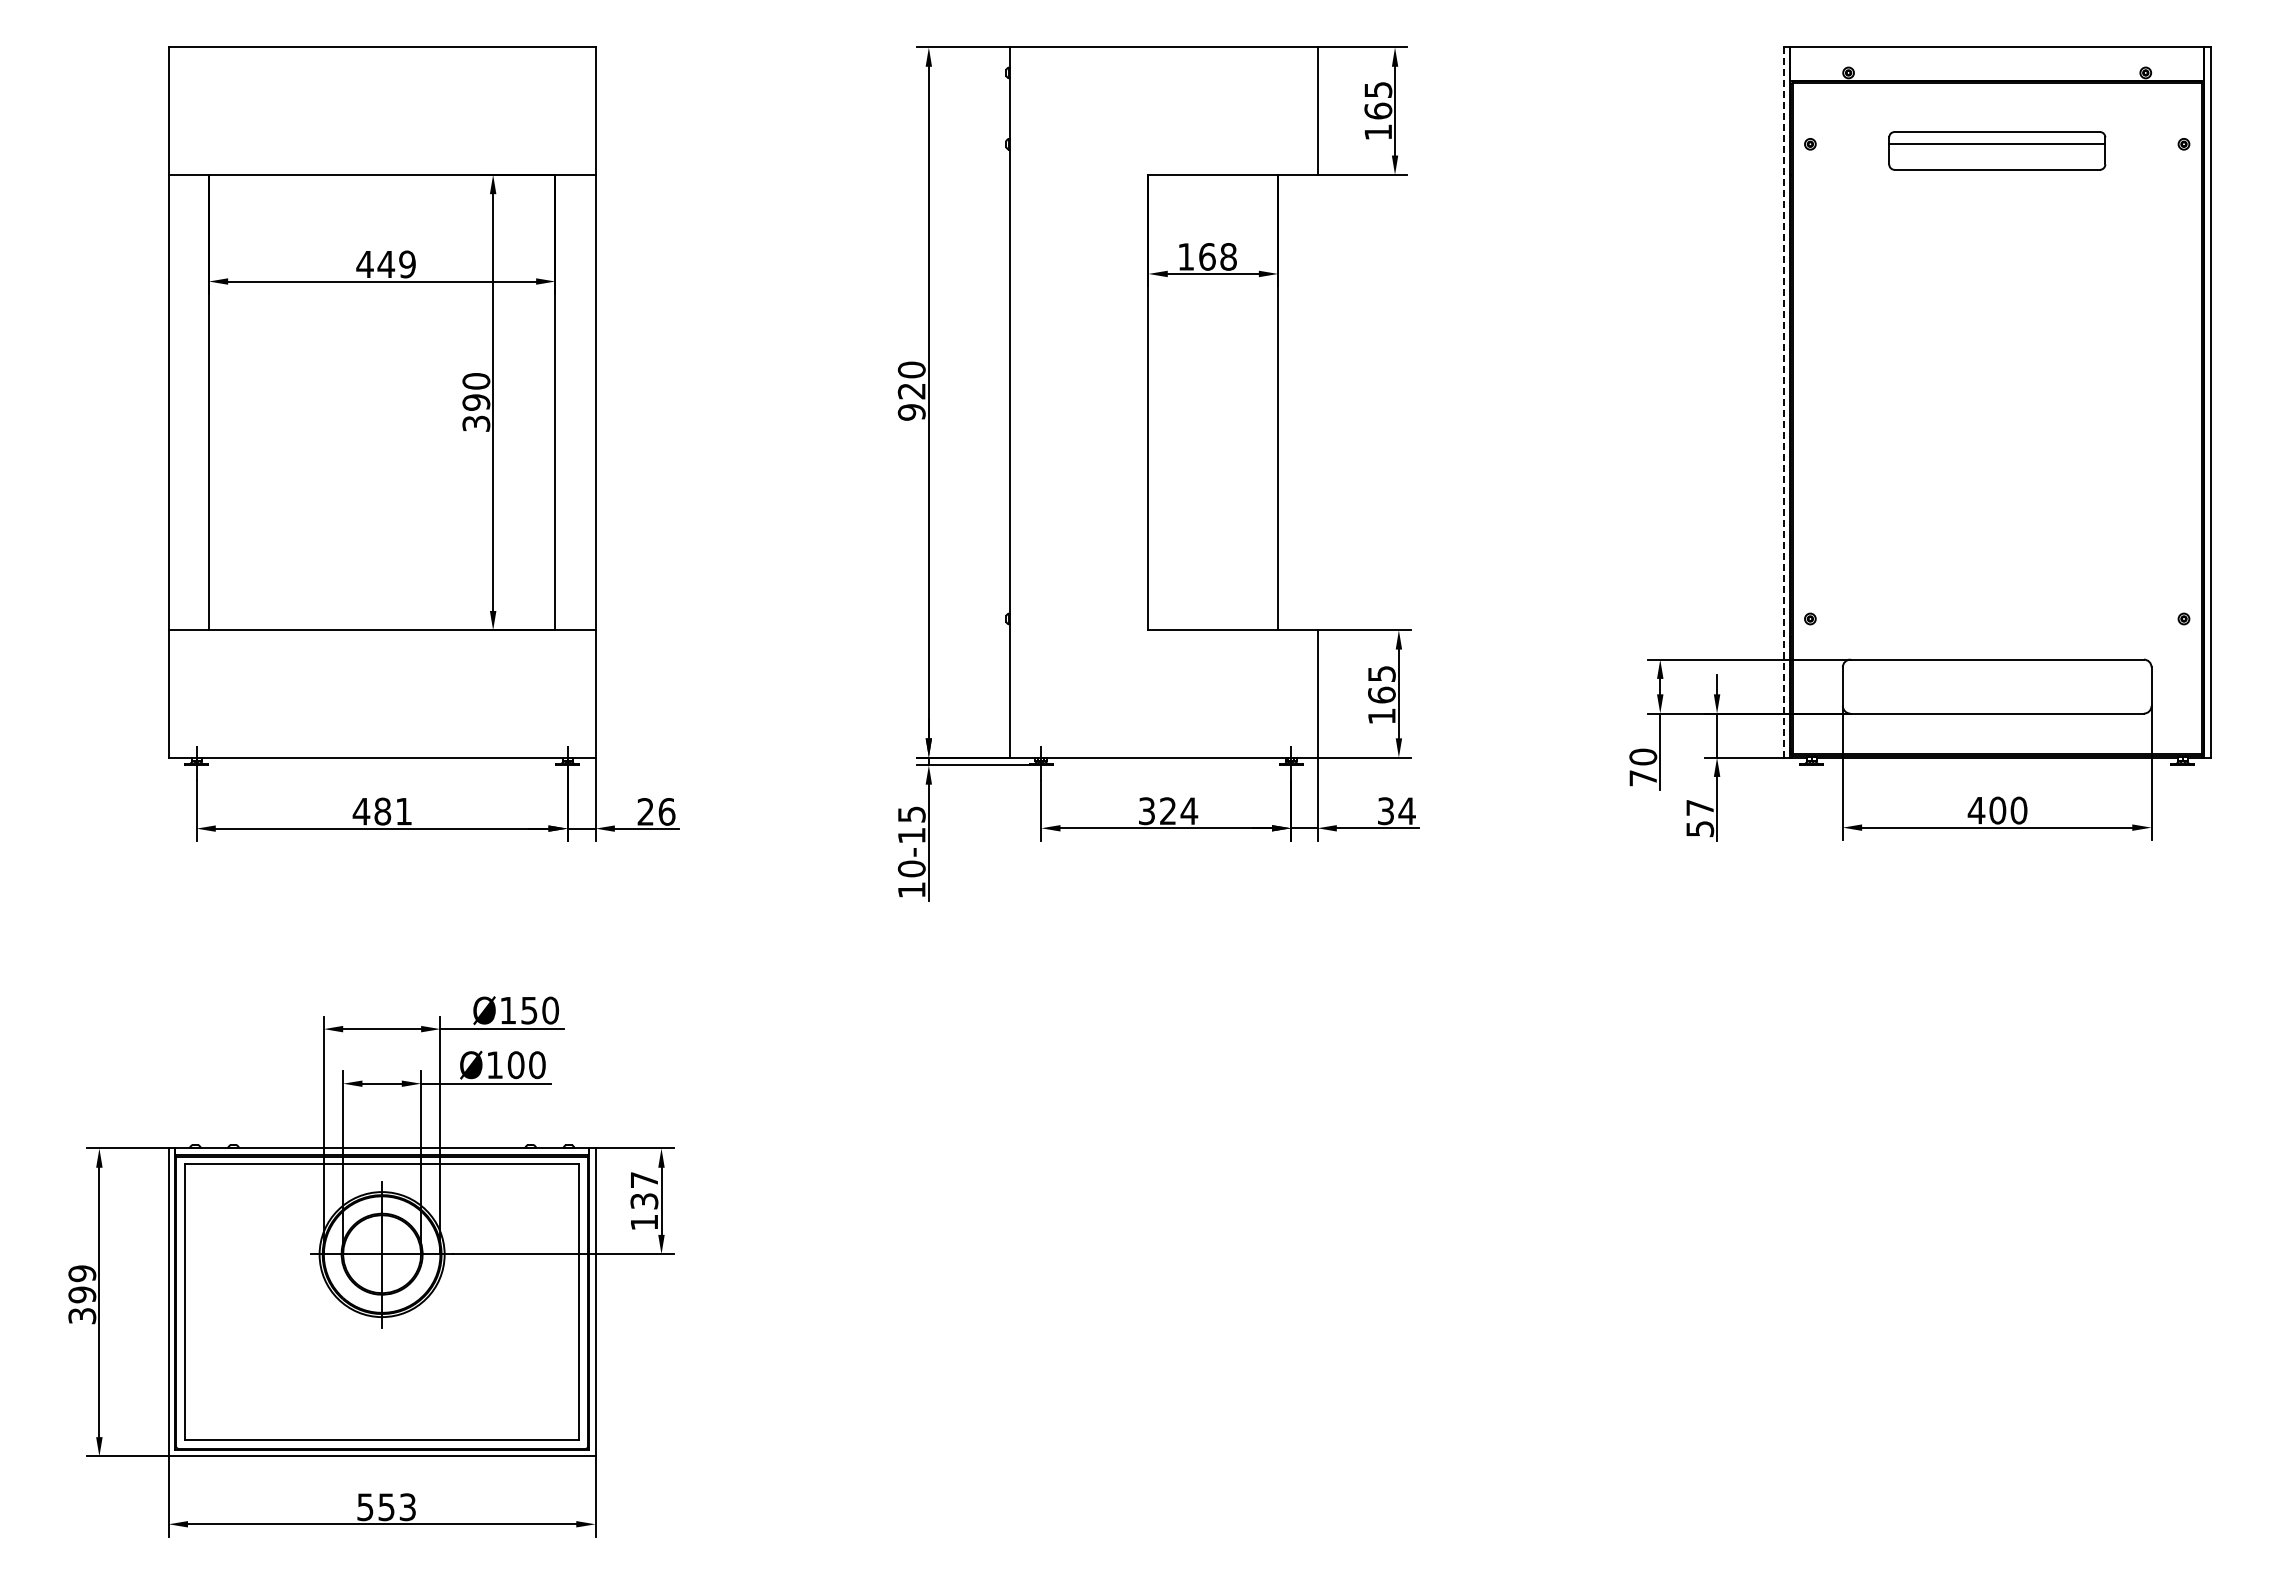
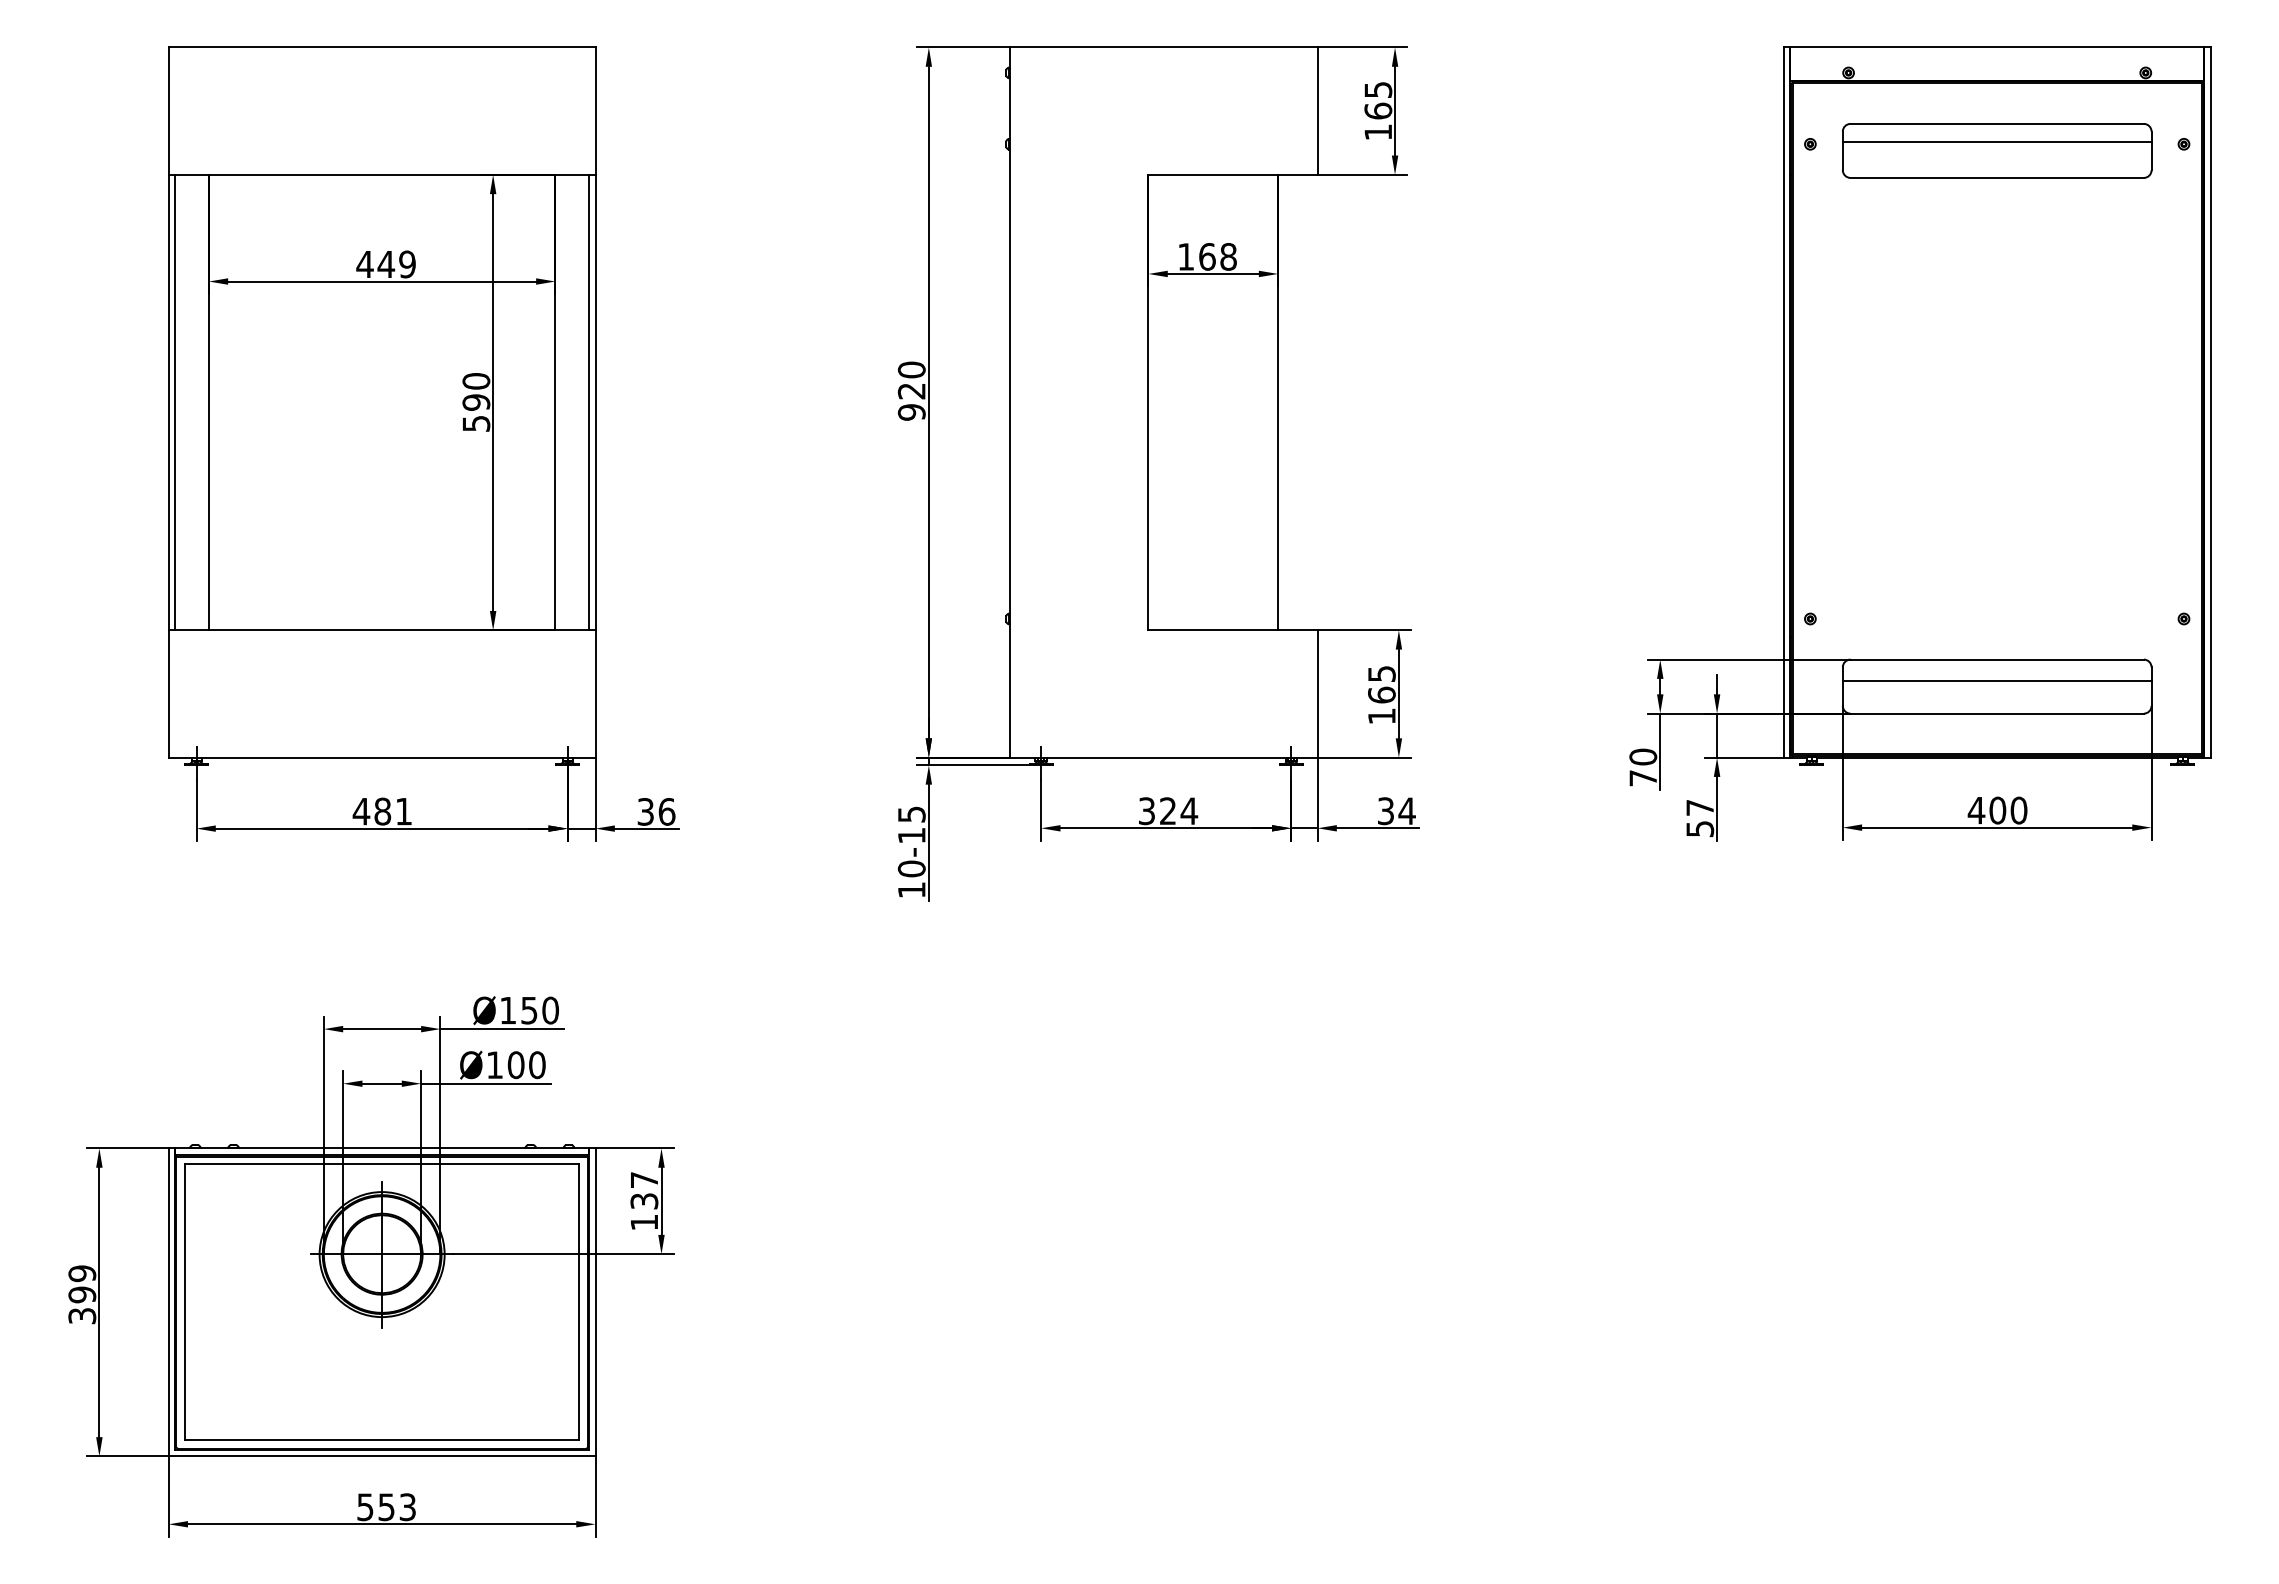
part size: 219x40 px -> 311x56 px (1997, 150)
line: none -> present (174, 402)
line: none -> present (589, 402)
line: dashed -> solid (1783, 403)
text: 390 -> 590 (475, 423)
line: none -> present (1996, 680)
text: 26 -> 36 (645, 811)
